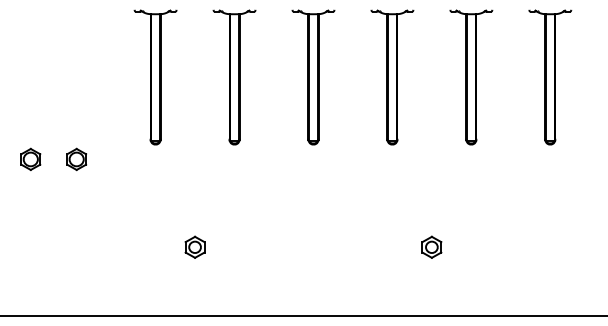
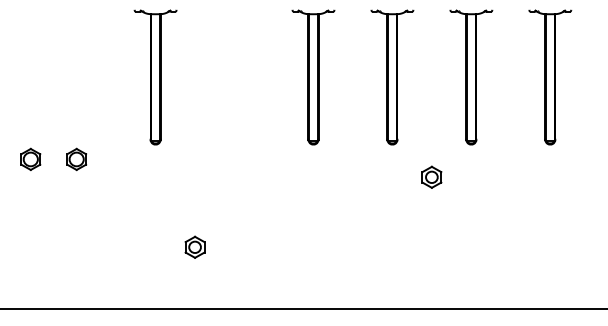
part: present -> none (234, 77)
part position: (431, 246) -> (431, 176) (431, 176)
line position: (303, 316) -> (303, 309) (303, 309)
